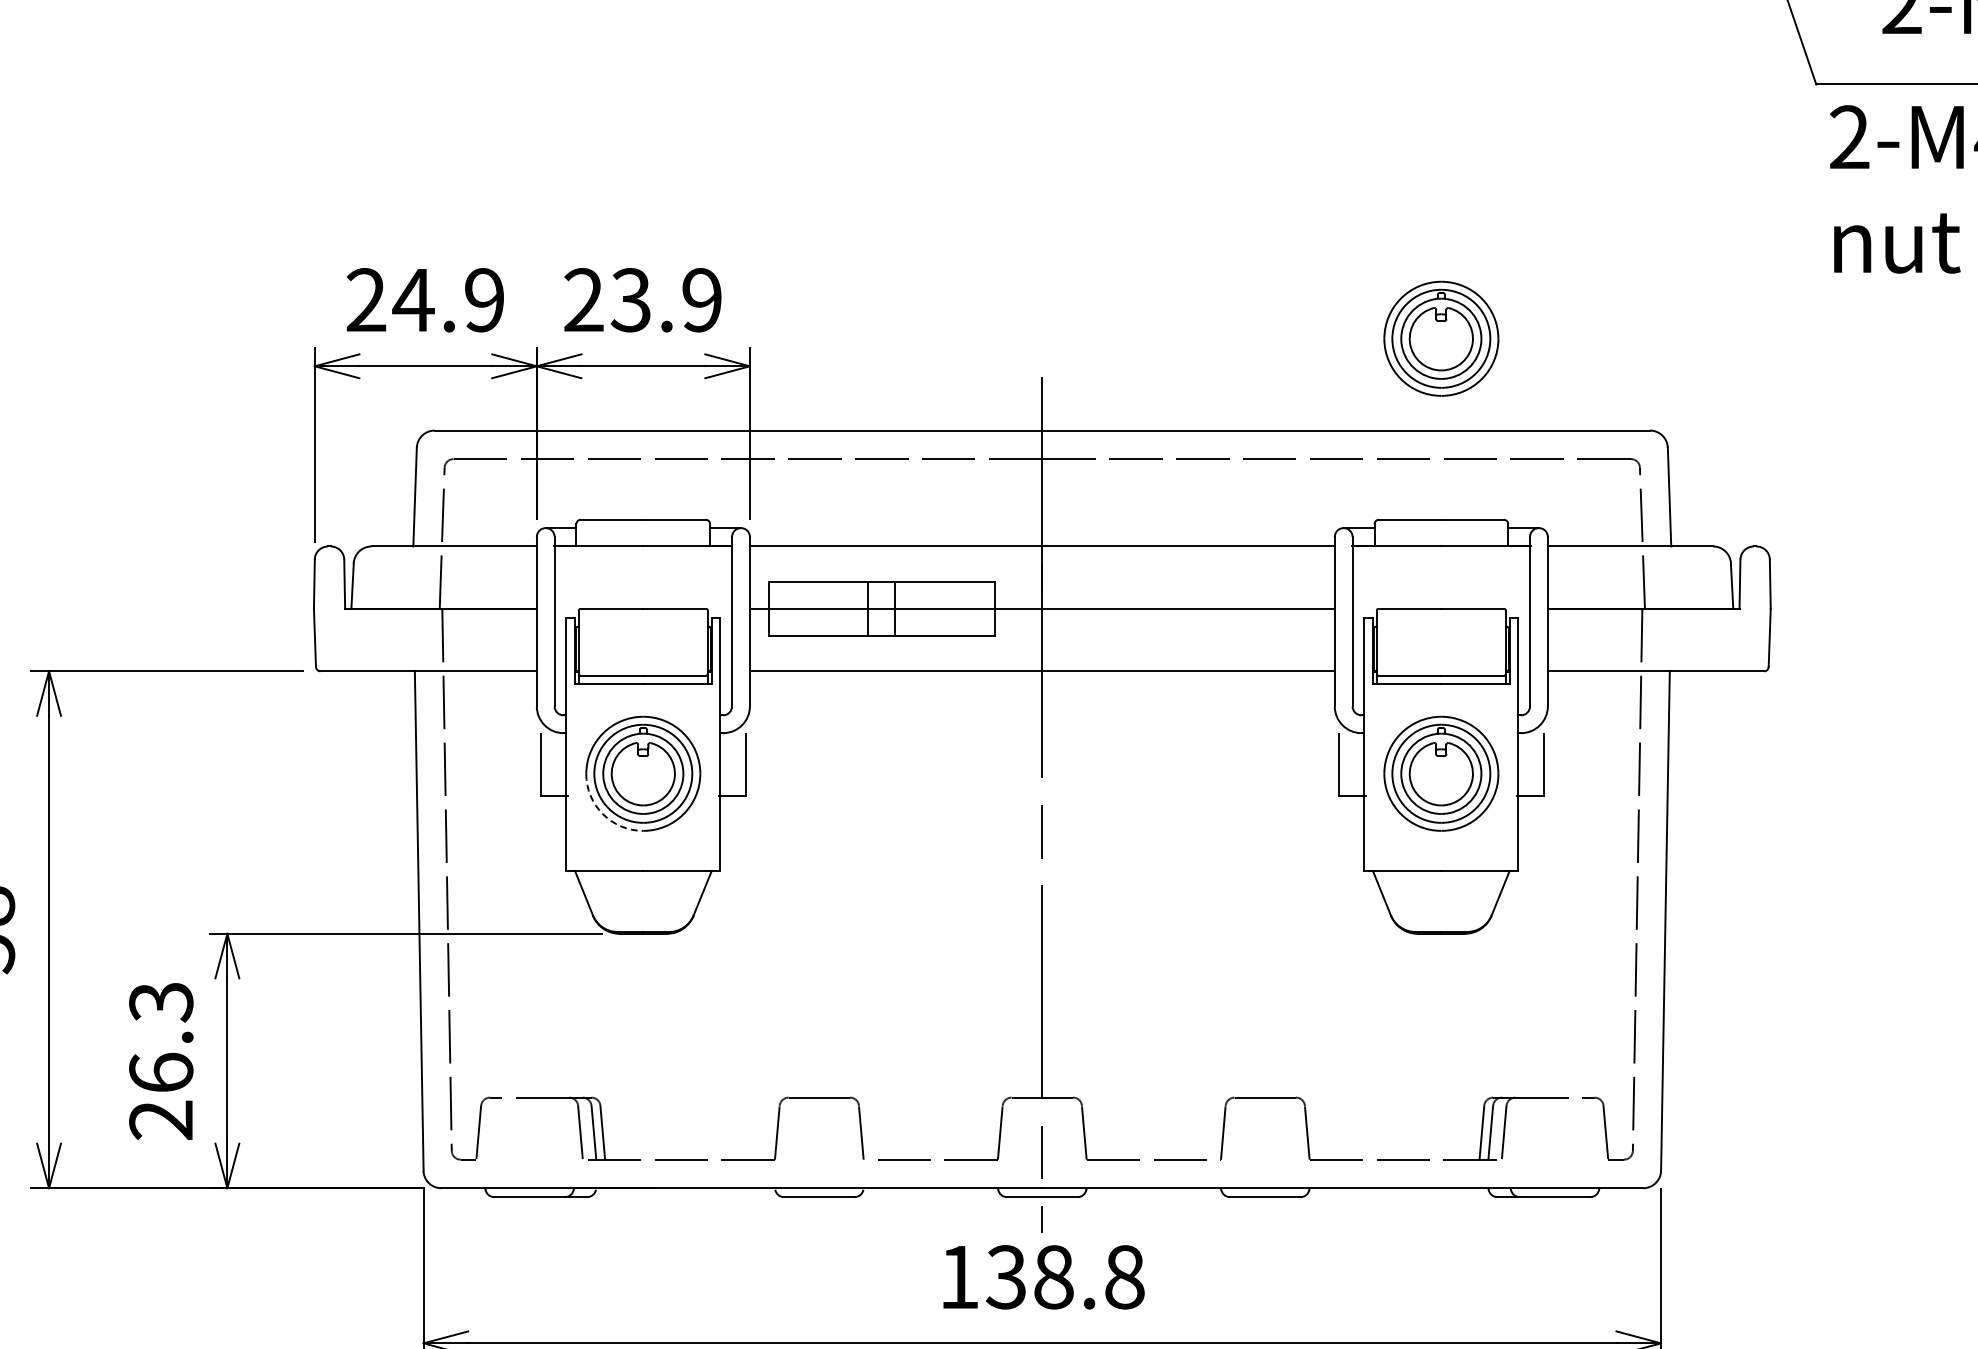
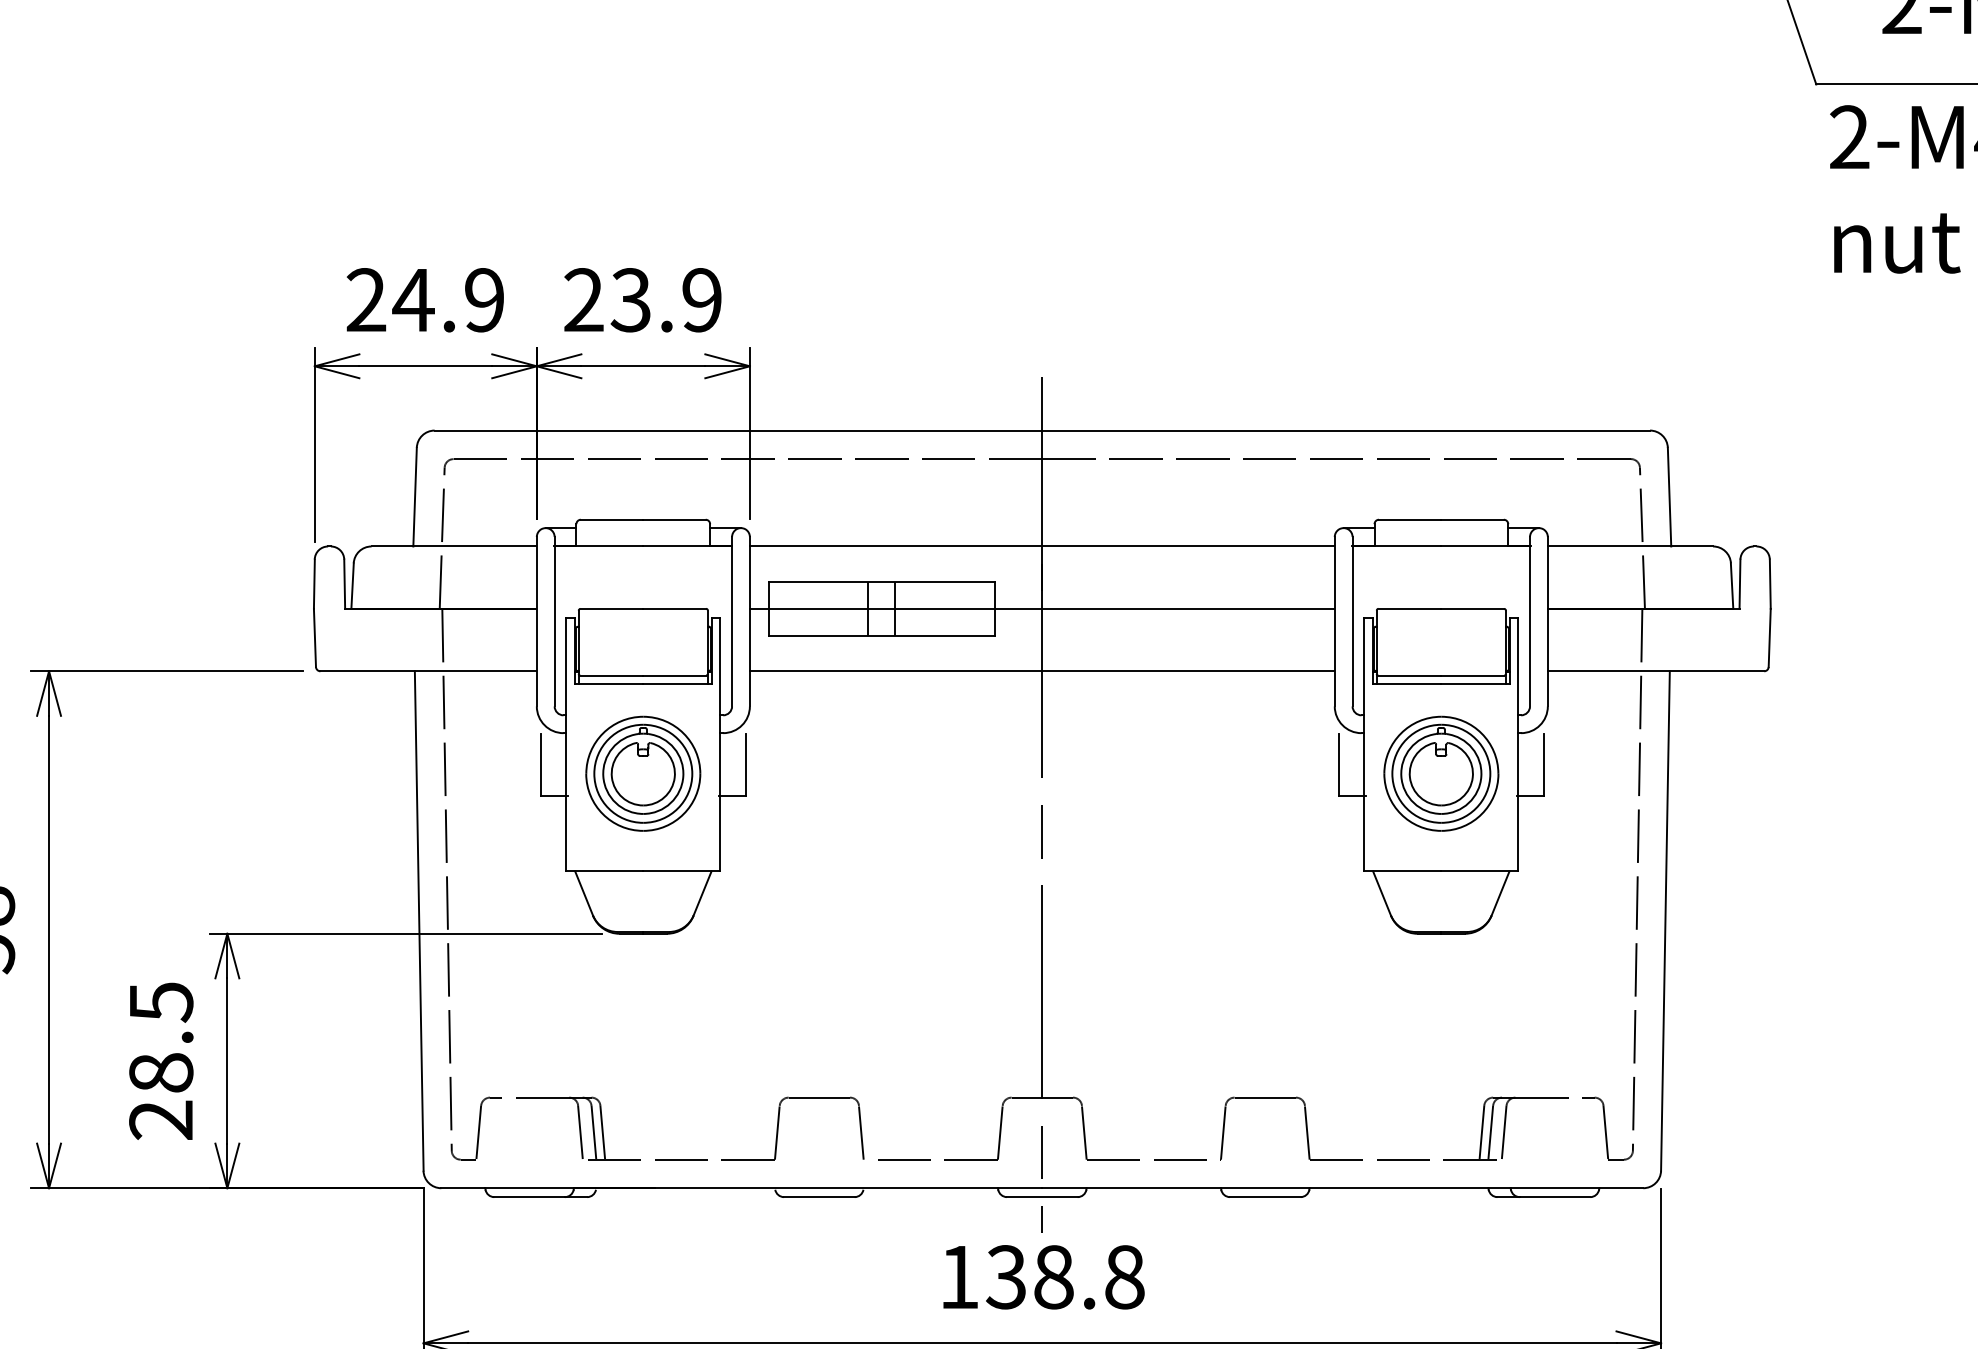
part: present -> none (1441, 338)
arc: dashed -> solid (602, 814)
text: 26.3 -> 28.5 (161, 1037)
